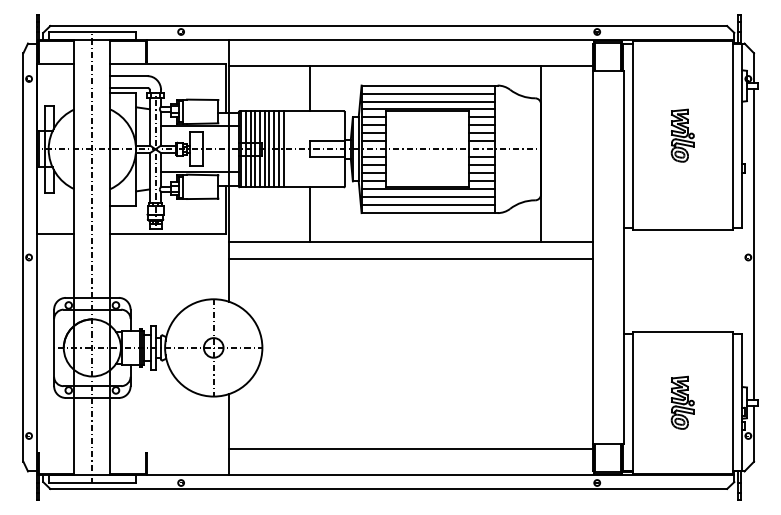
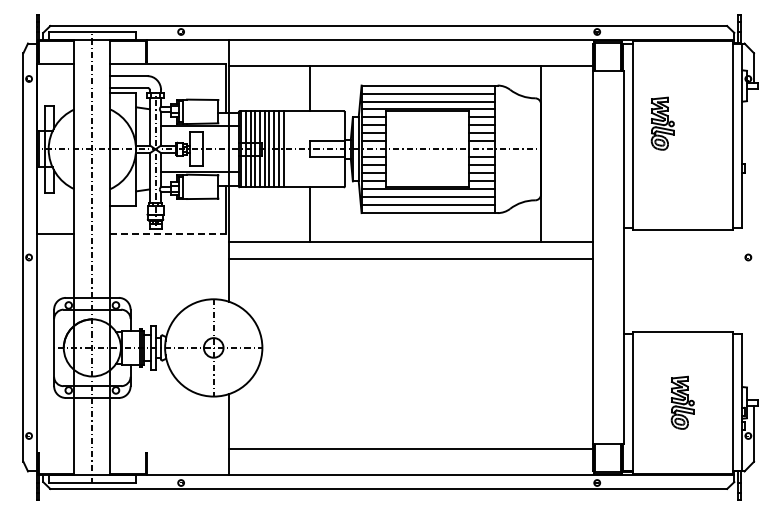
part position: (682, 135) -> (662, 123) (662, 123)
line: solid -> dashed (168, 234)
line: present -> none (754, 244)
